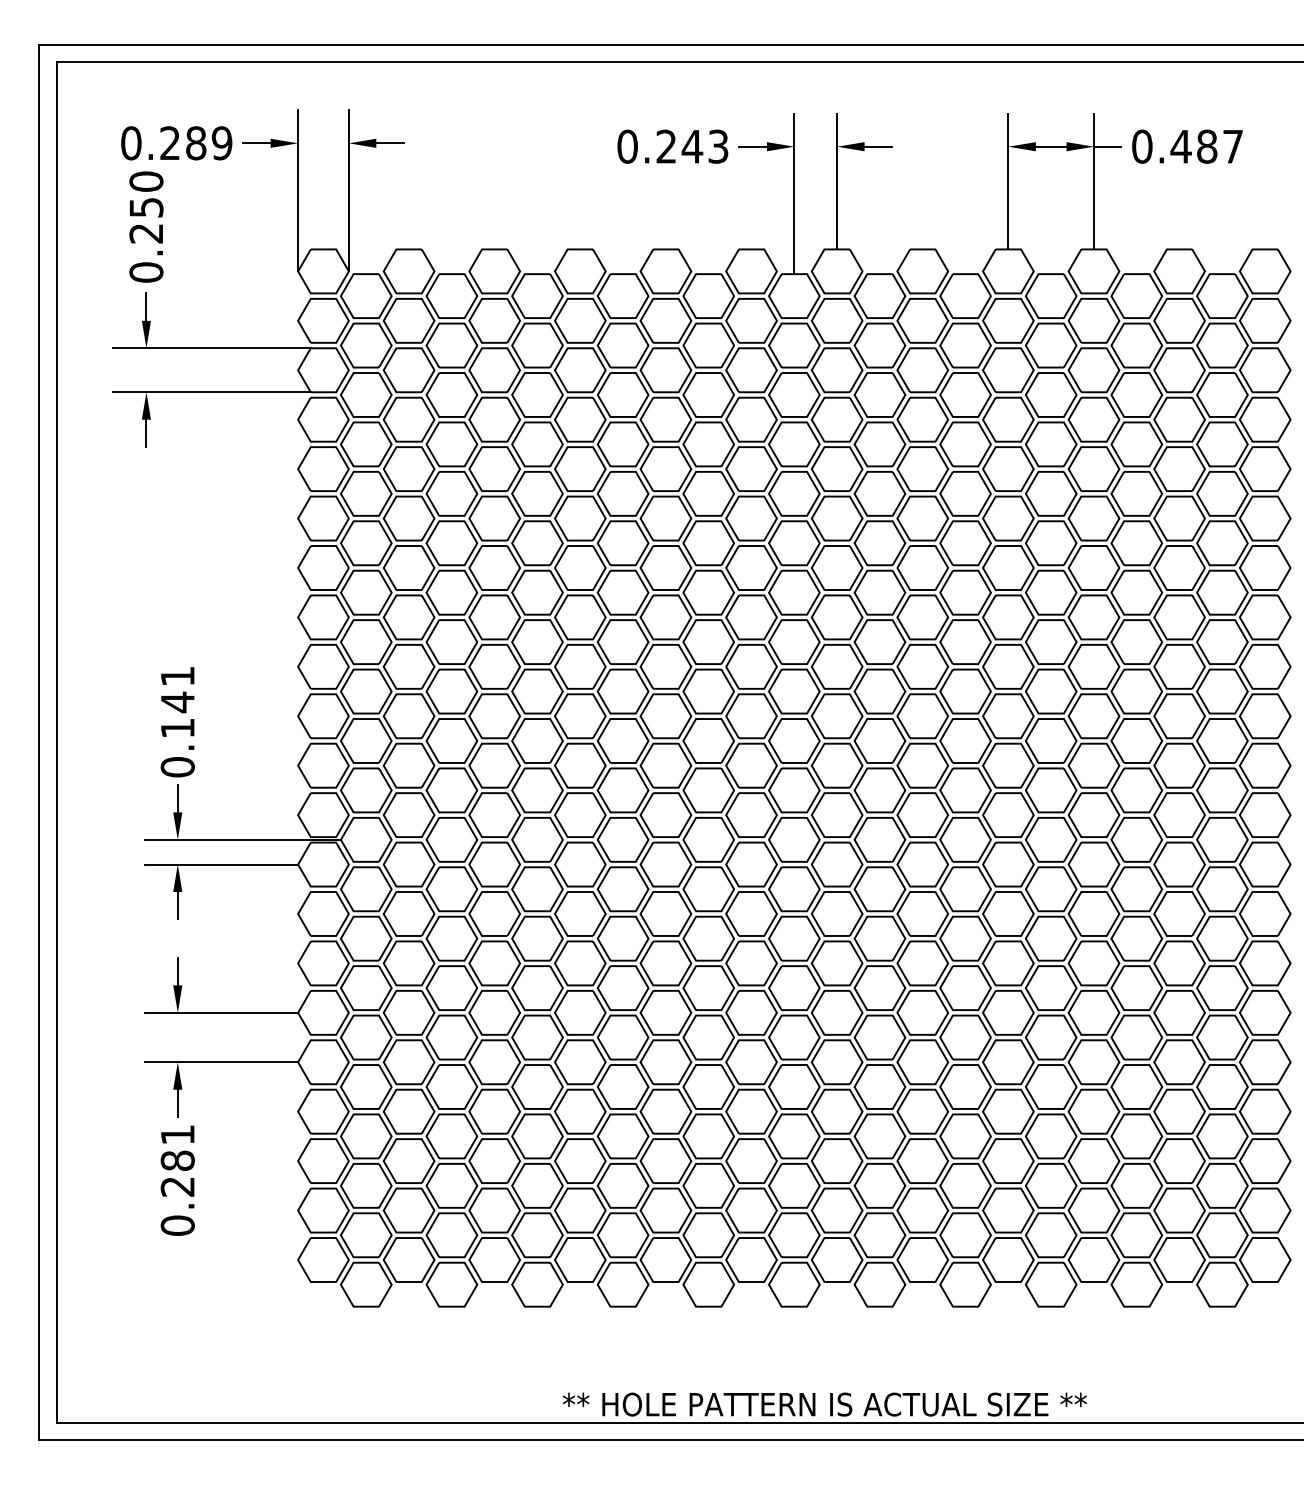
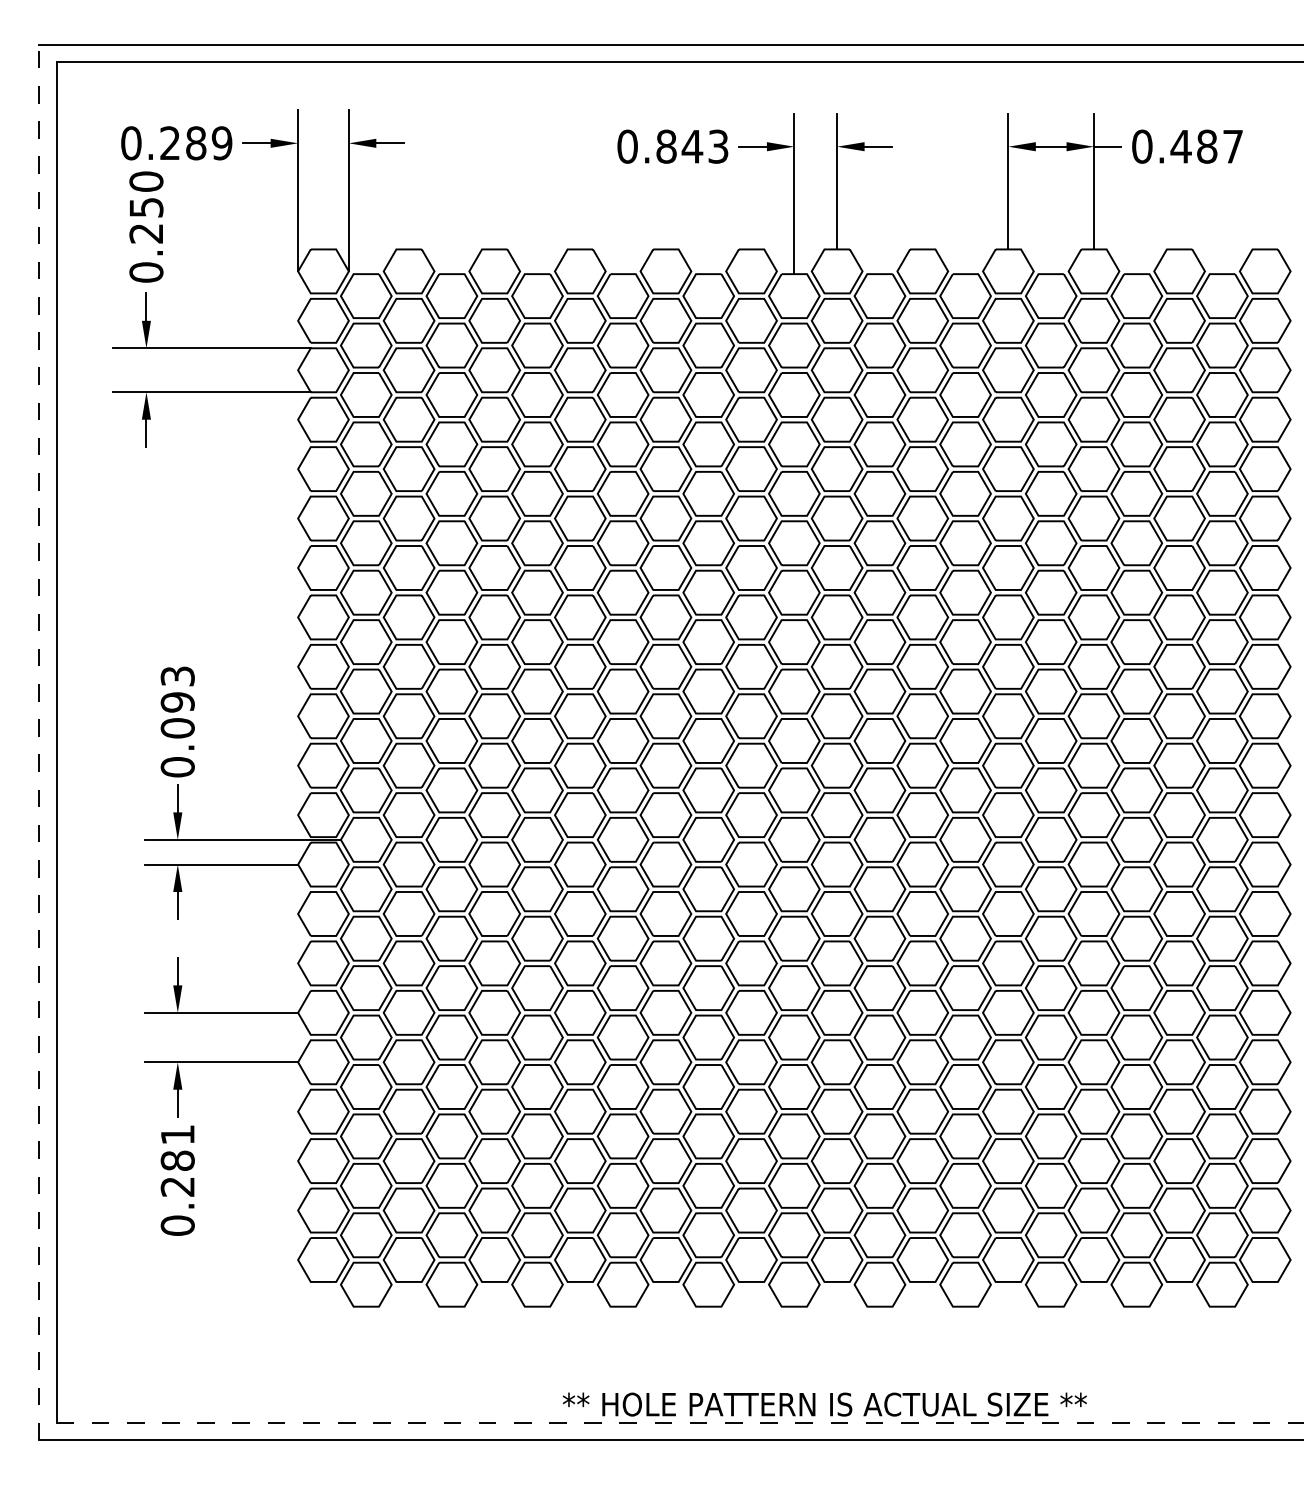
text: 0.243 -> 0.843 (666, 146)
text: 0.141 -> 0.093 (177, 702)
line: solid -> dashed (38, 742)
line: solid -> dashed (680, 1422)
